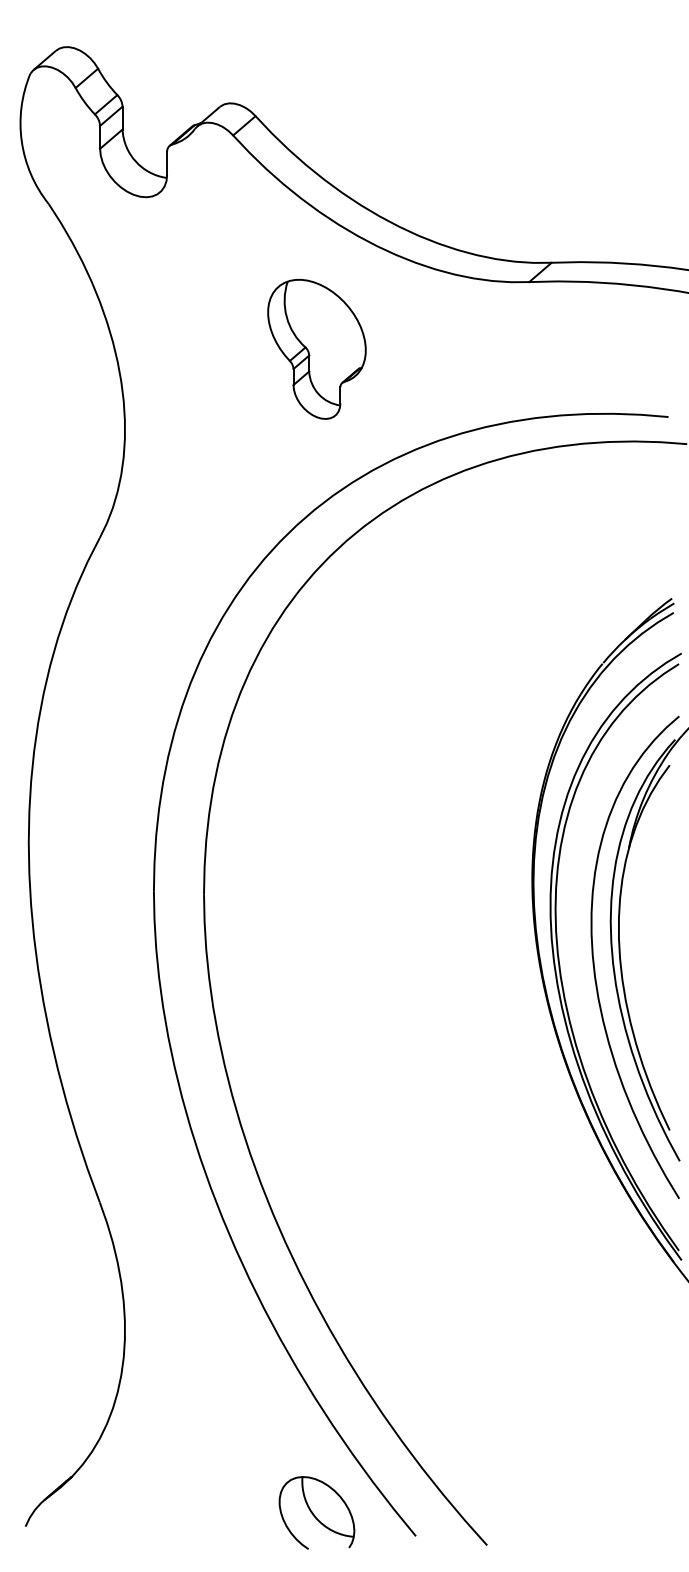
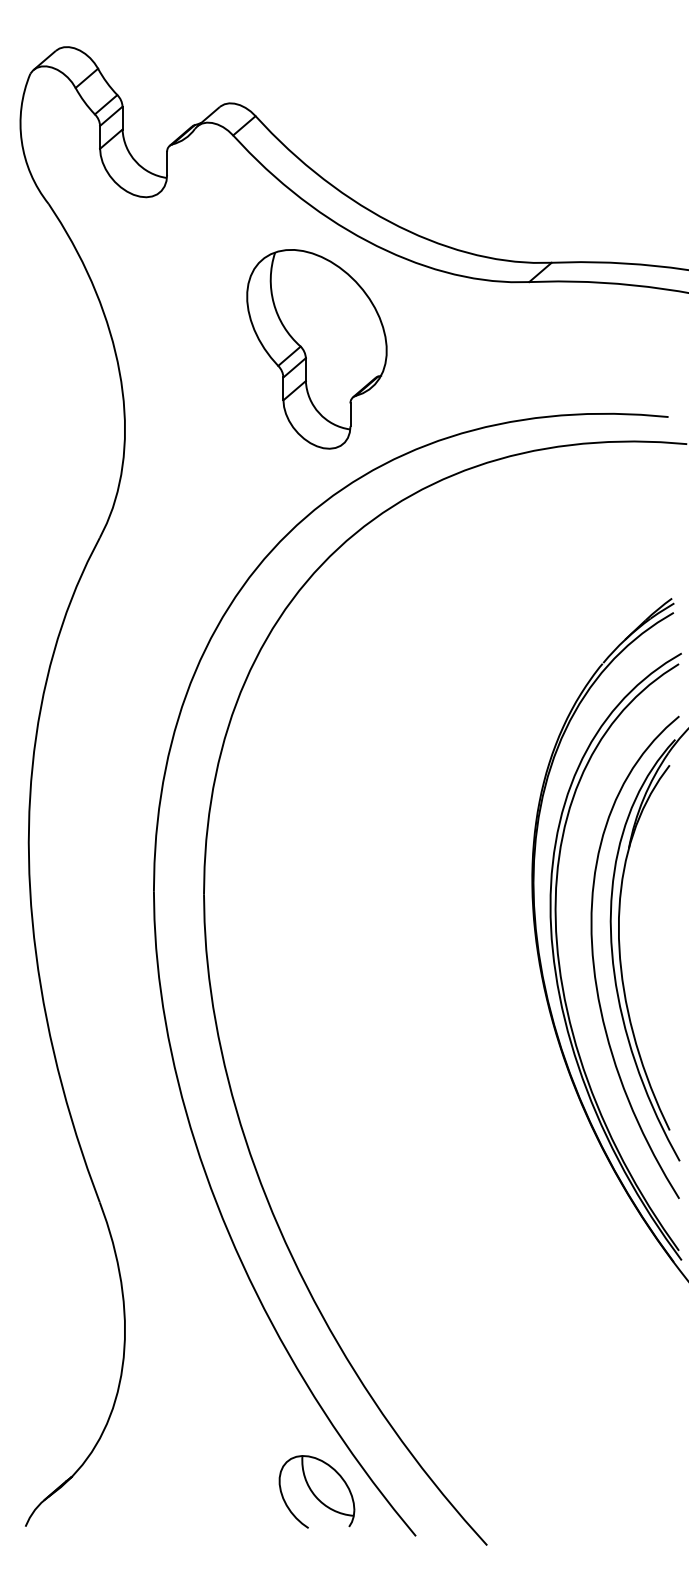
part size: 100x142 px -> 142x201 px (316, 349)
part position: (316, 1512) -> (316, 1491) (316, 1491)
